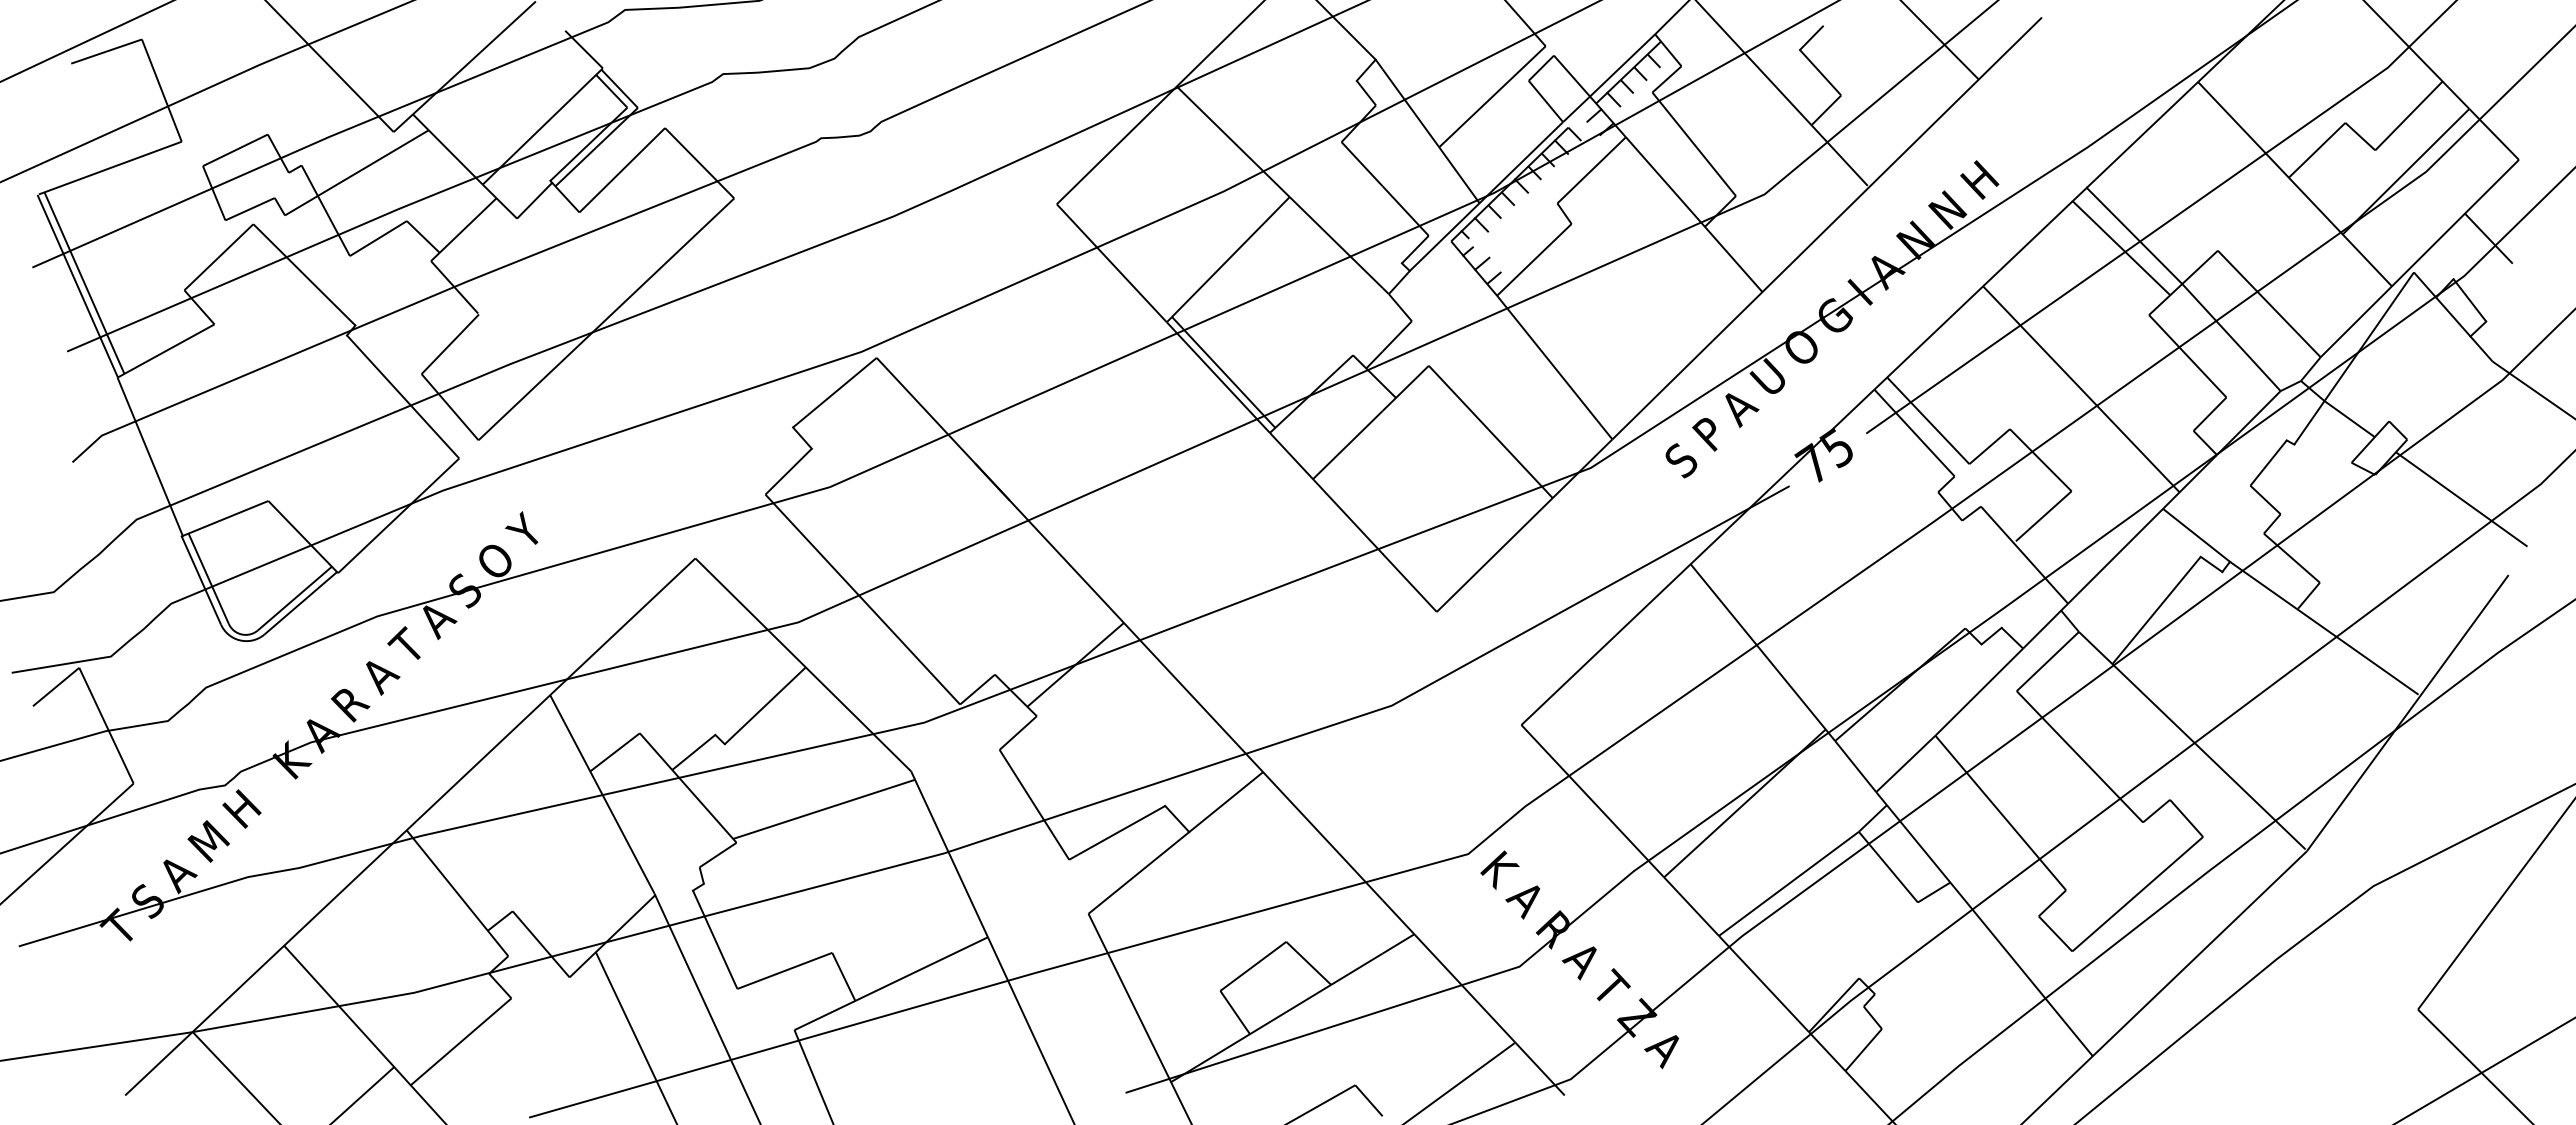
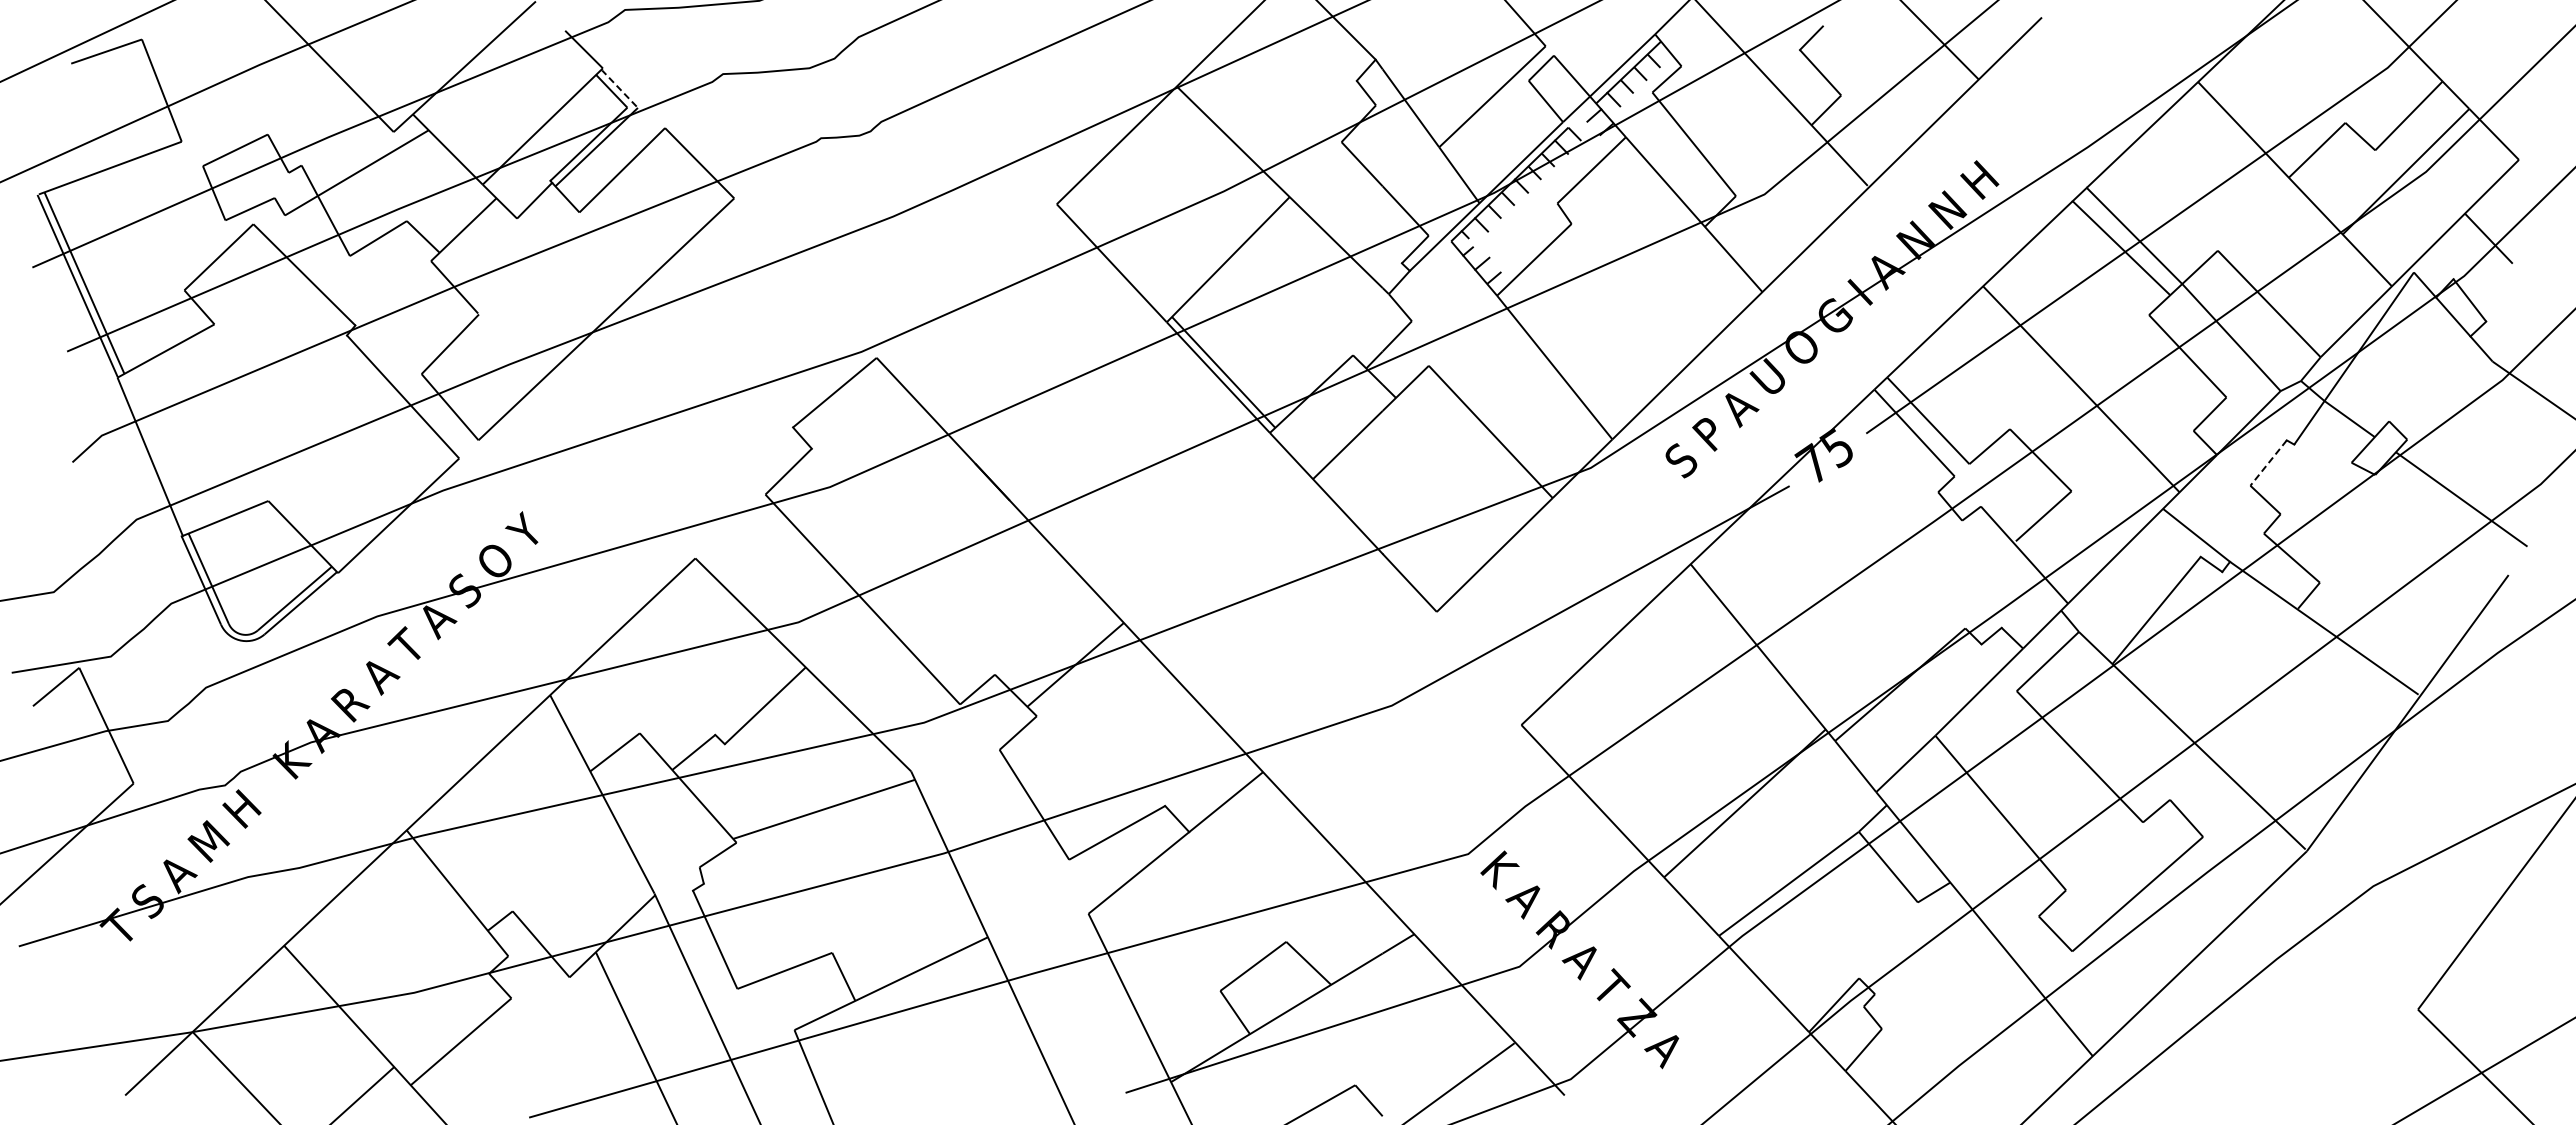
line: solid -> dashed (619, 89)
line: solid -> dashed (2268, 463)
